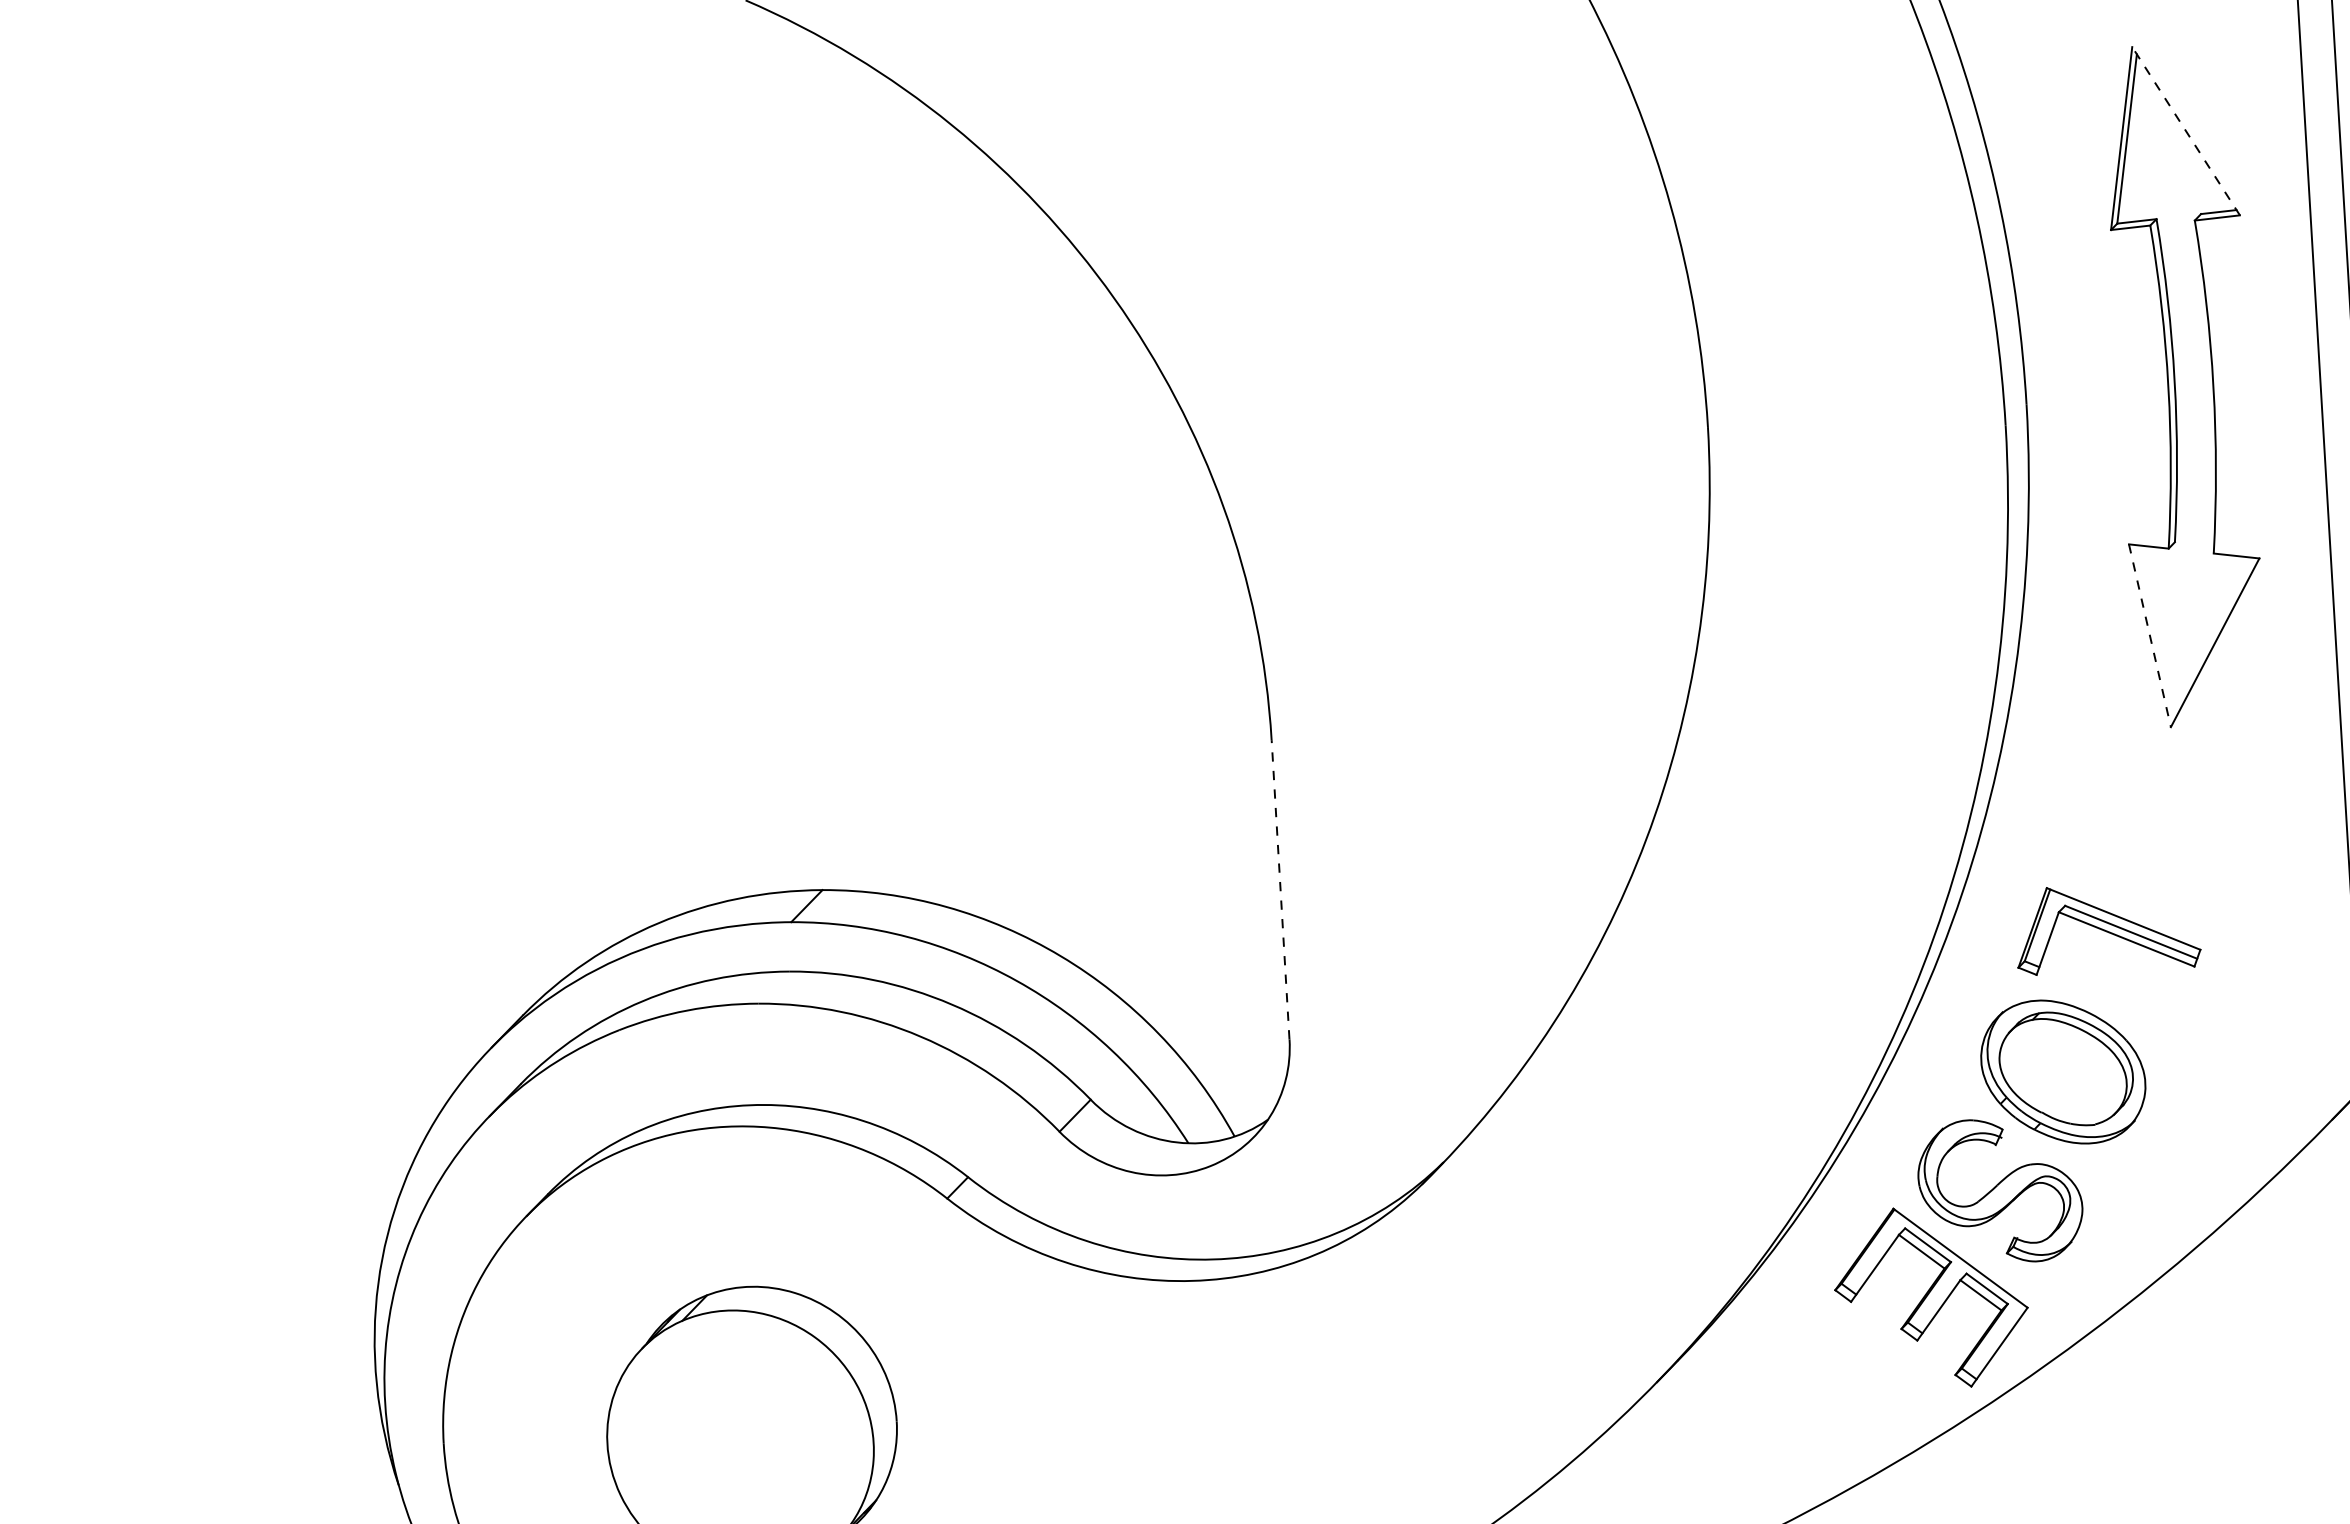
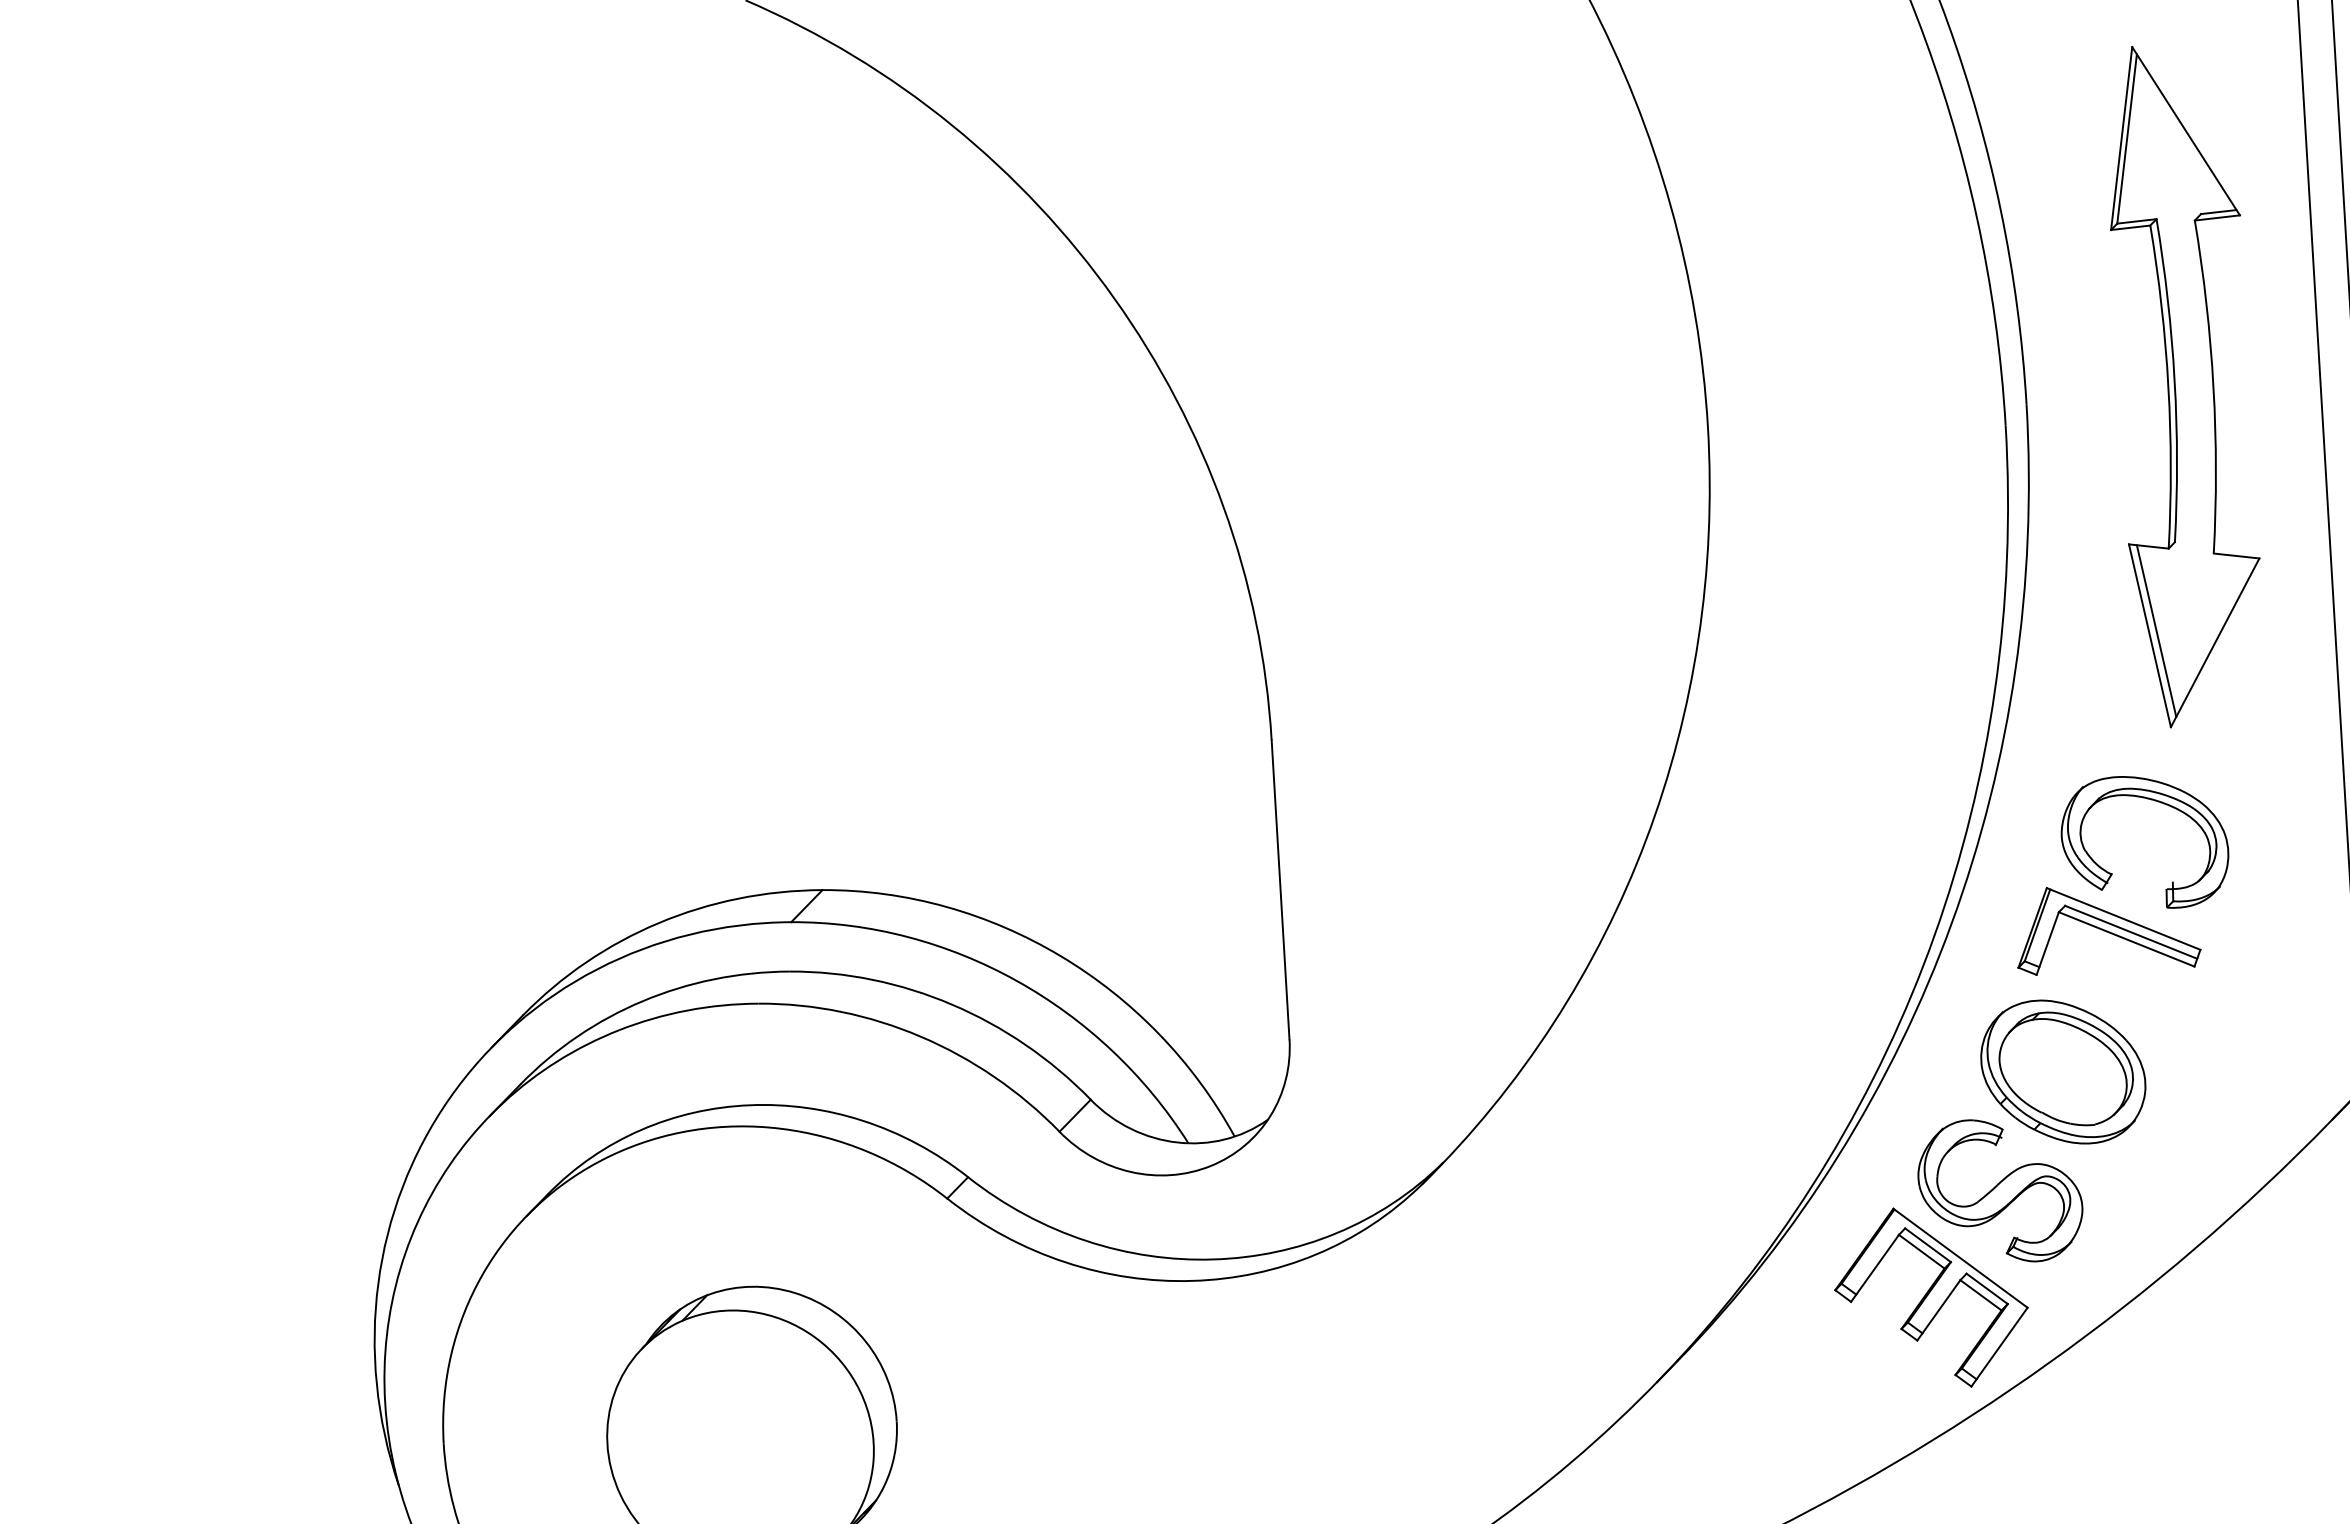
line: dashed -> solid (2186, 131)
line: none -> present (2156, 630)
line: dashed -> solid (2149, 635)
part: none -> present (2154, 801)
line: dashed -> solid (1280, 889)
